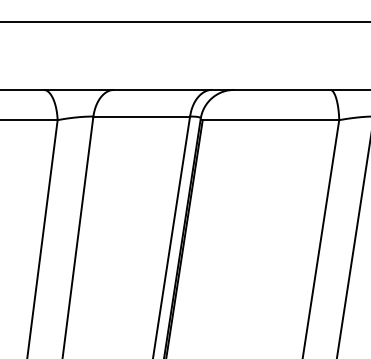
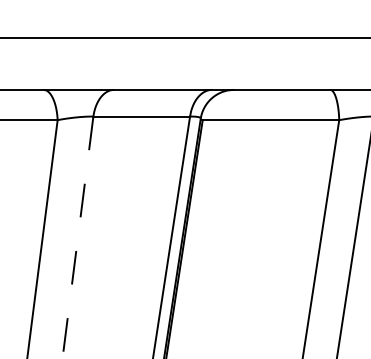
line position: (184, 22) -> (184, 38) (184, 38)
line: solid -> dashed (77, 237)
